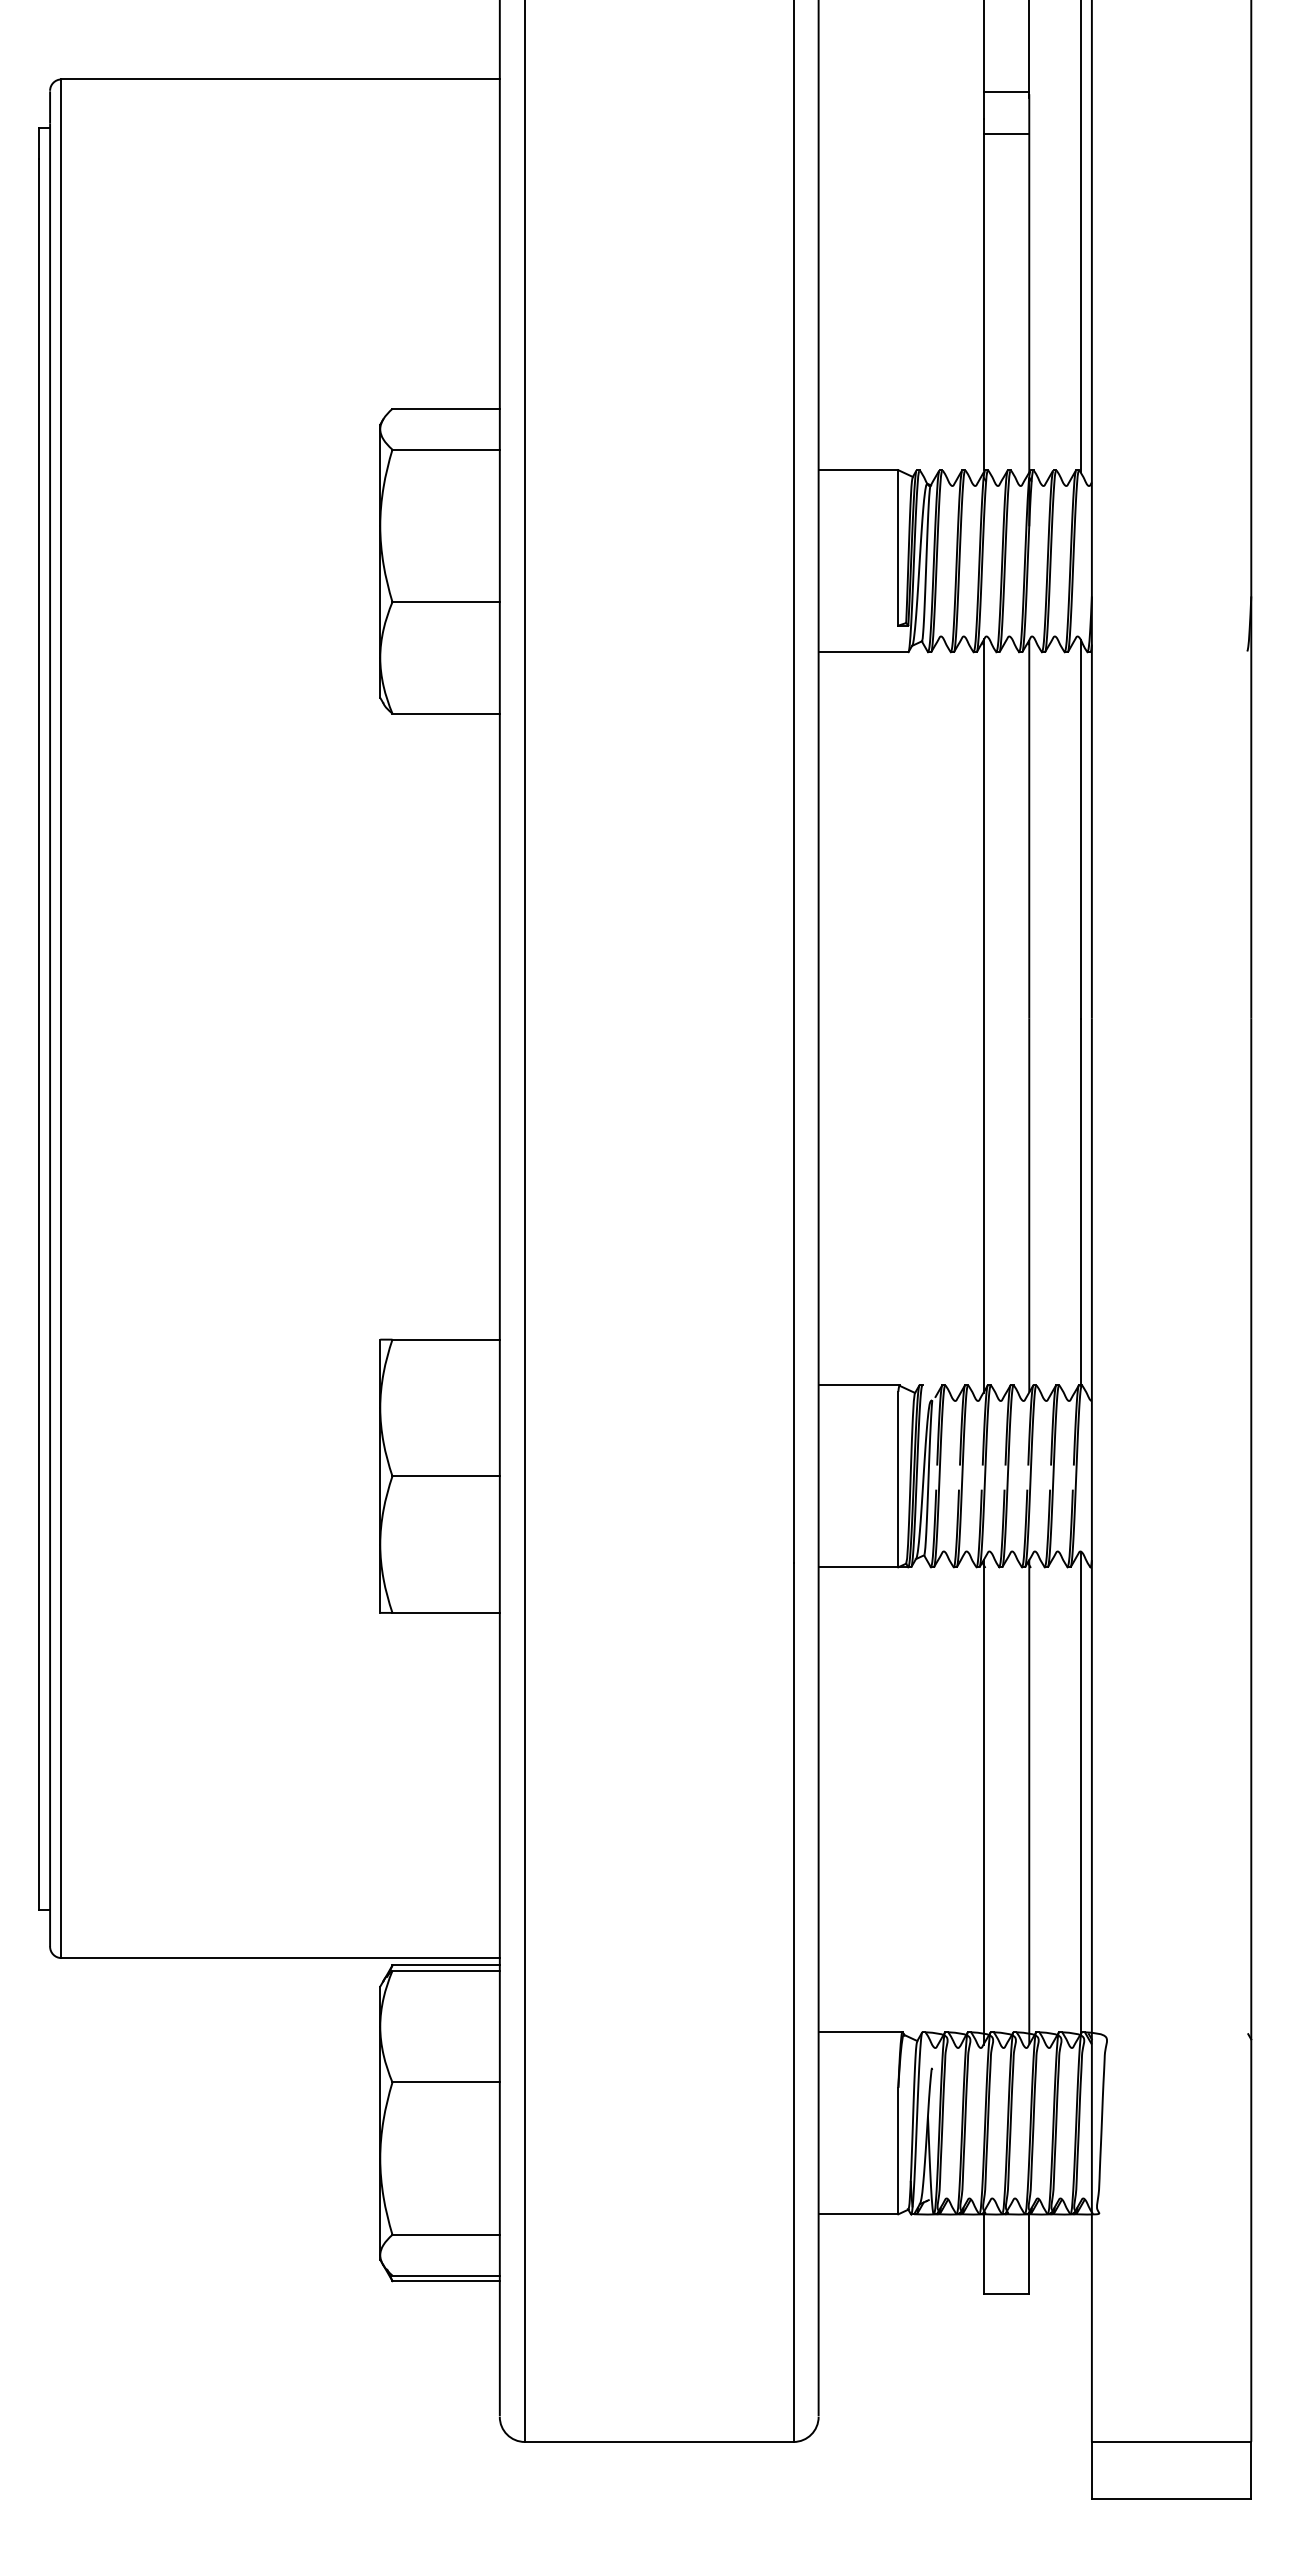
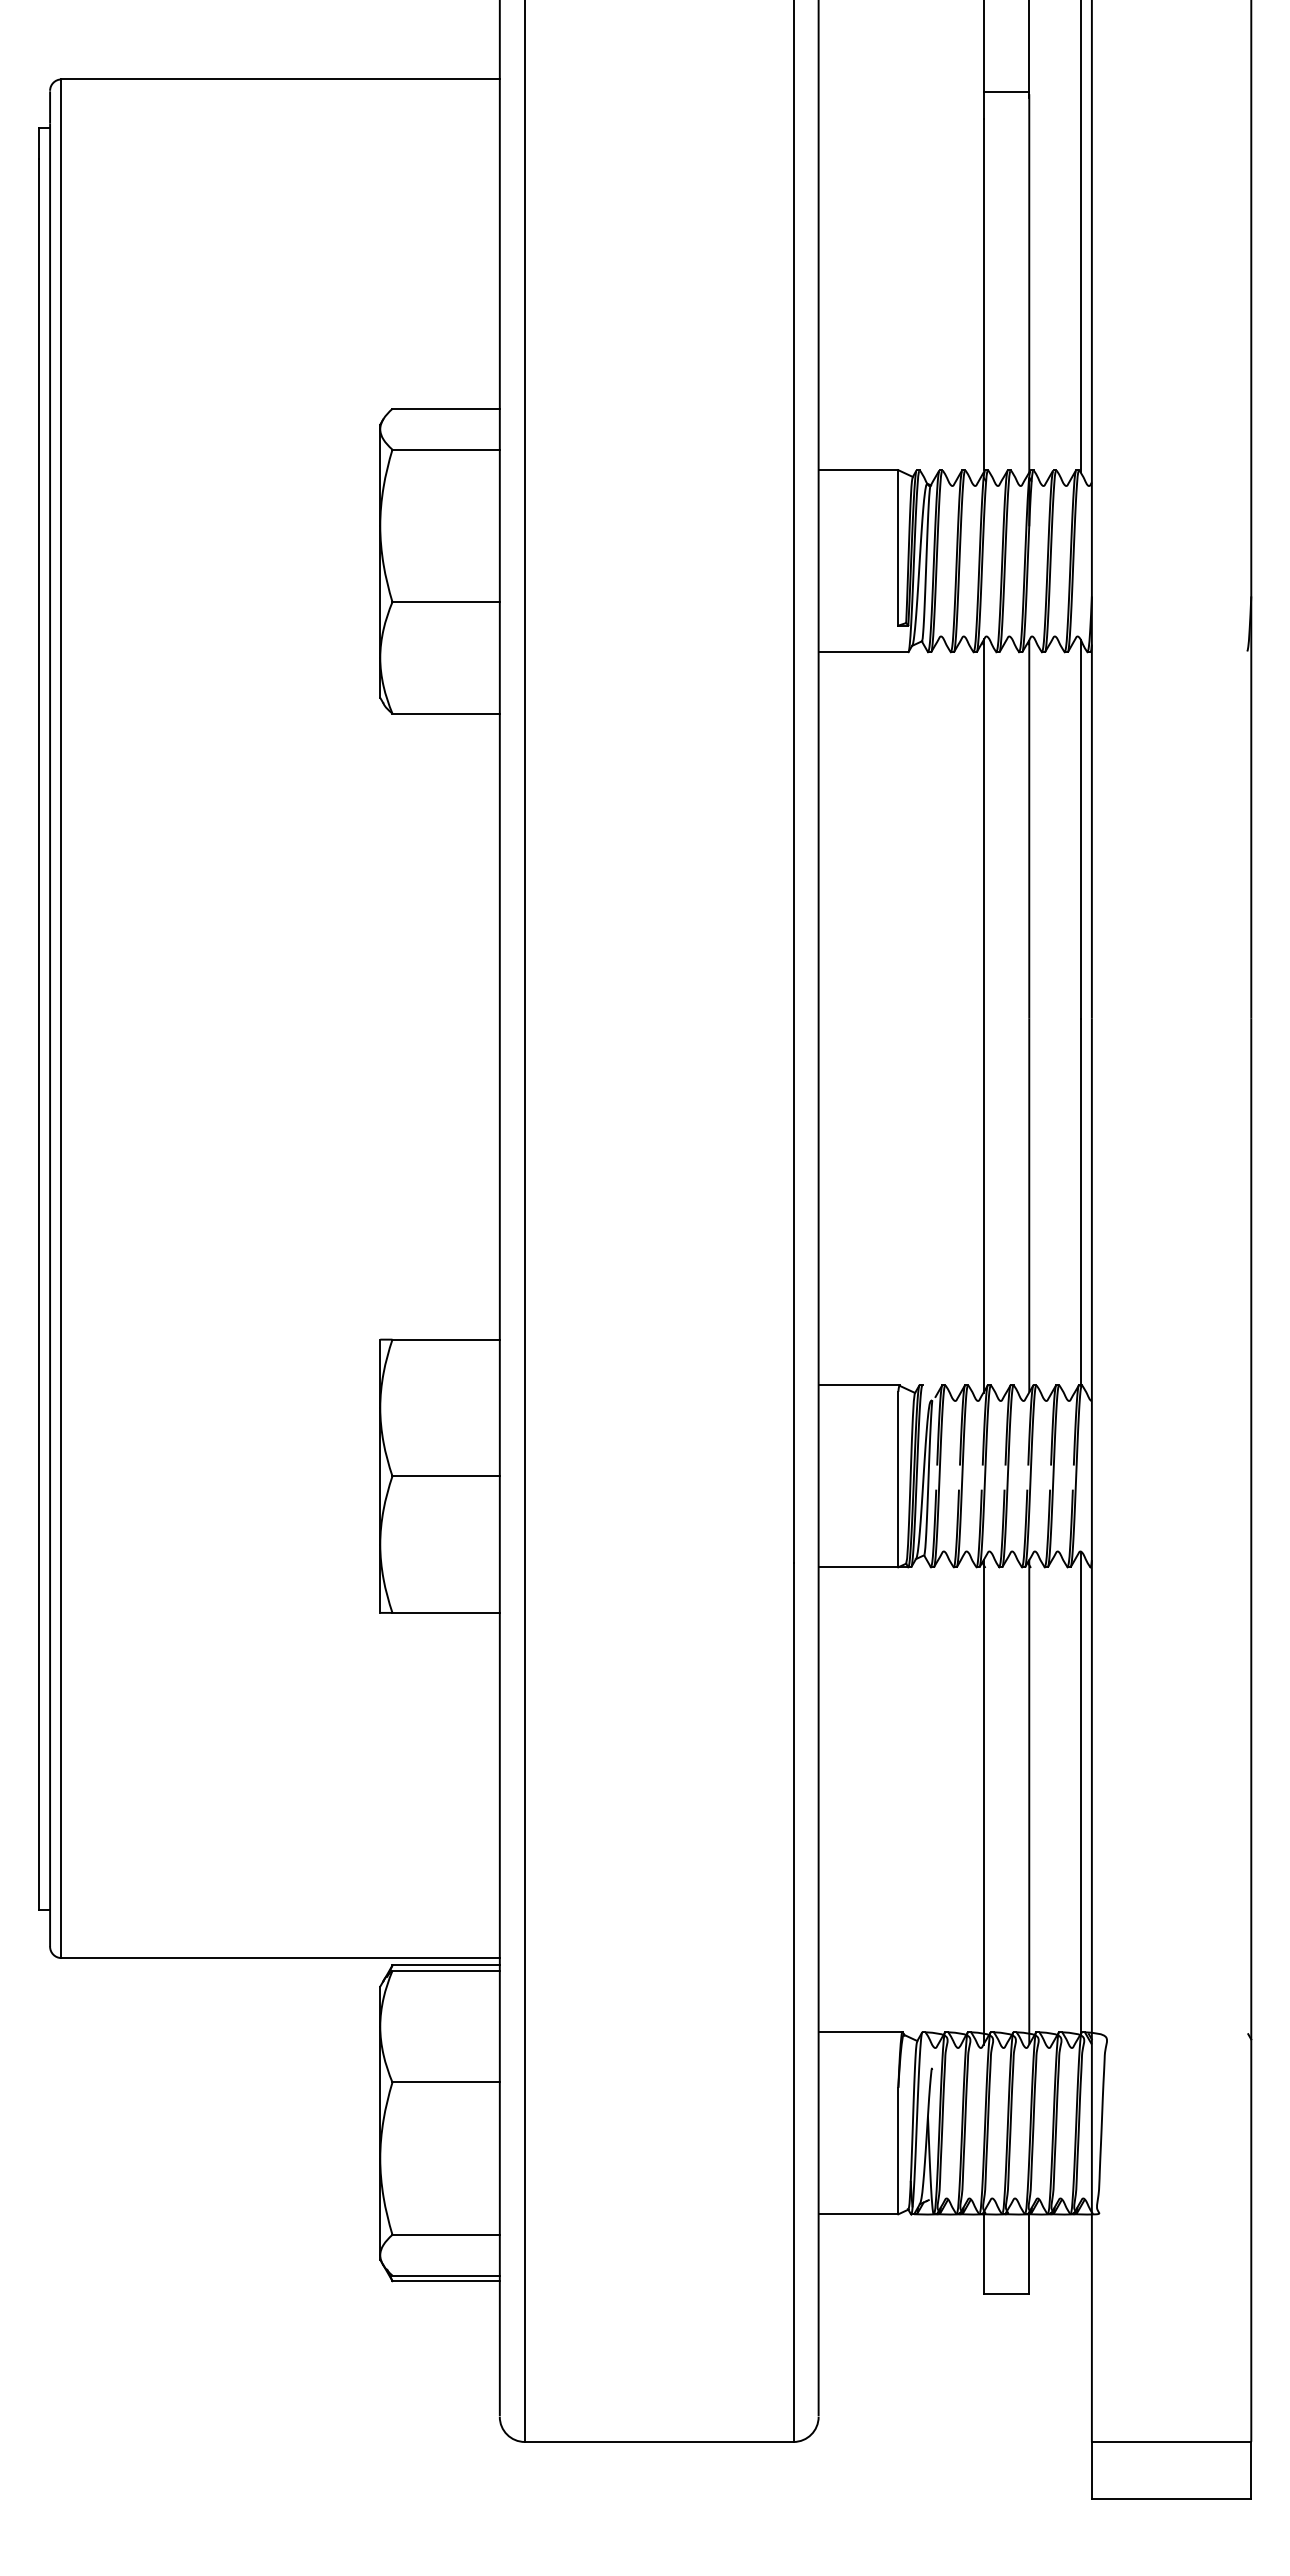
line: present -> none (1006, 133)
